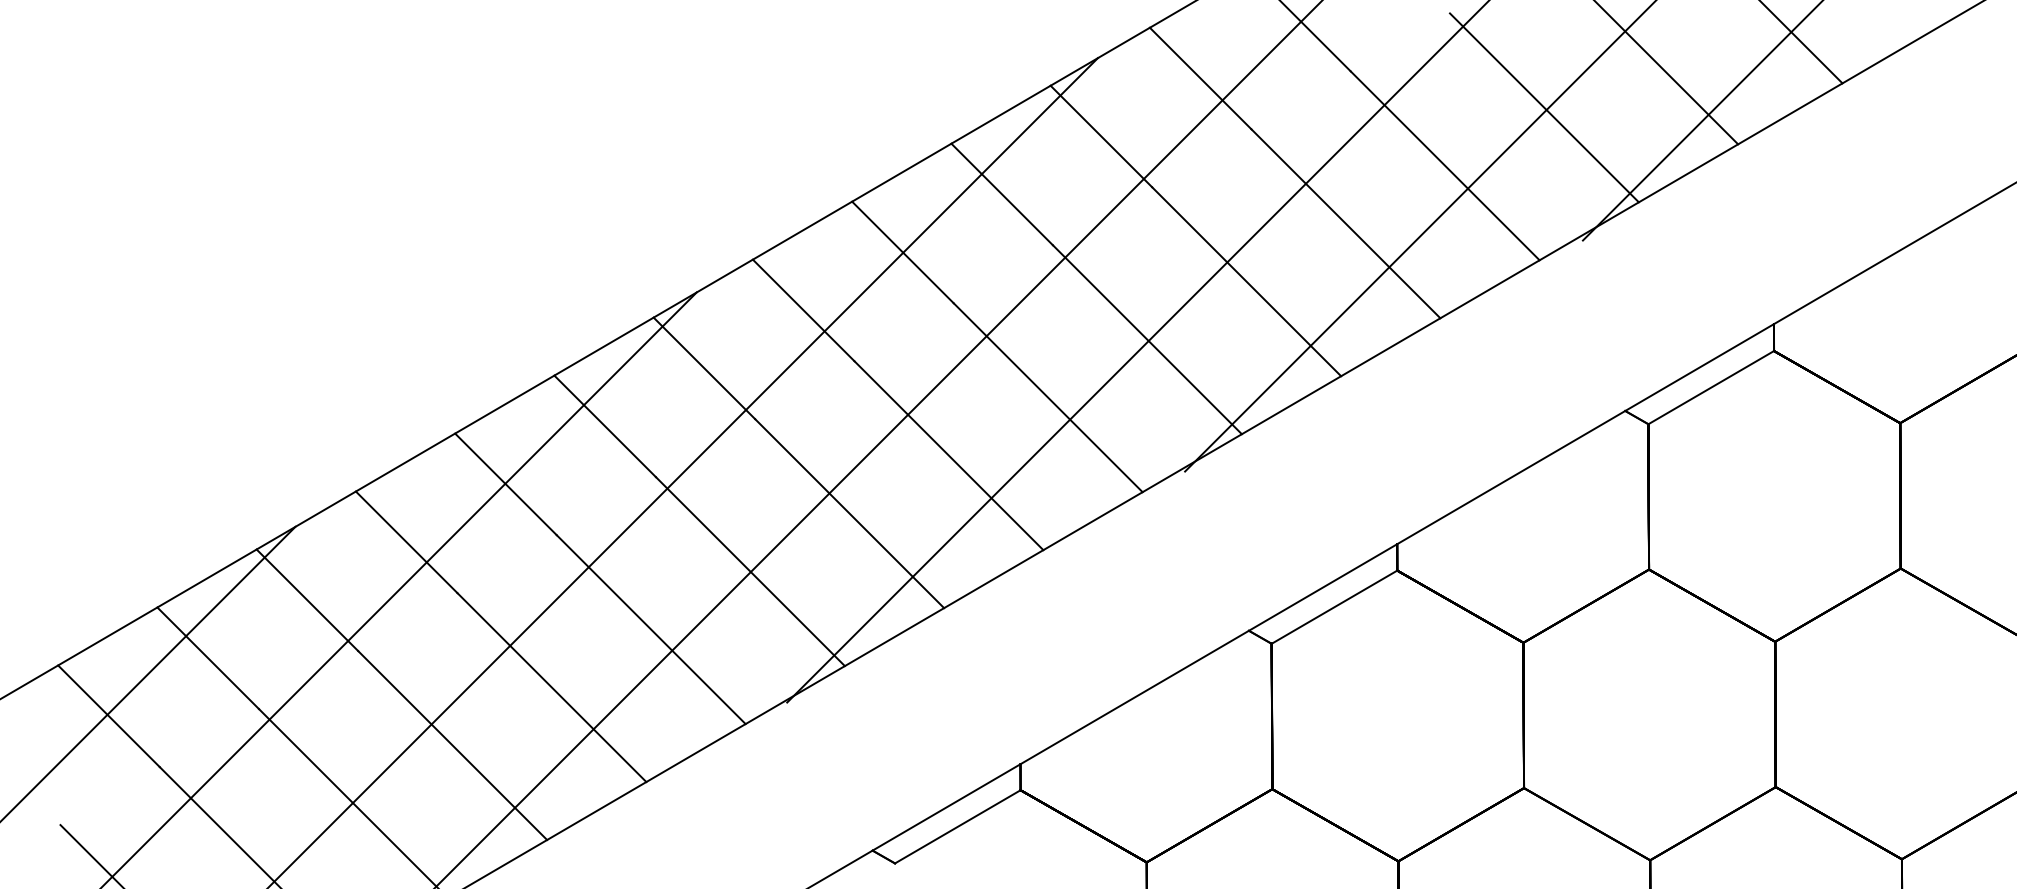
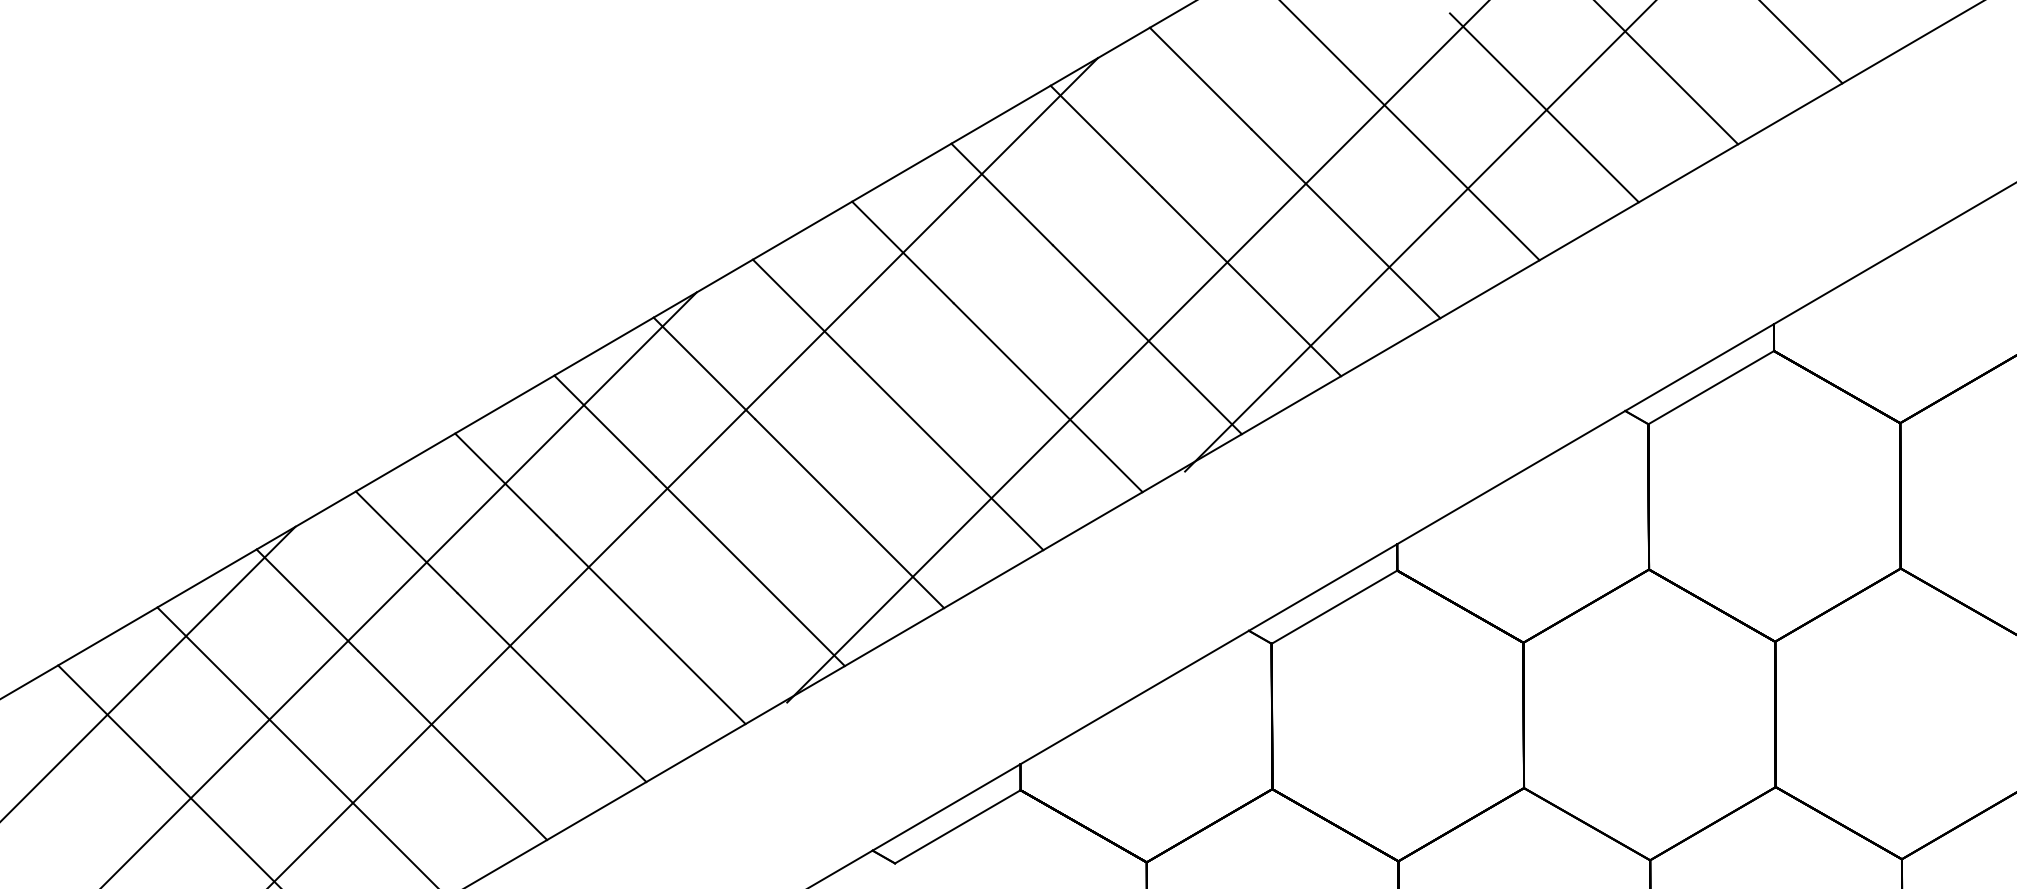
line: present -> none (1701, 121)
line: present -> none (878, 443)
line: present -> none (90, 855)
